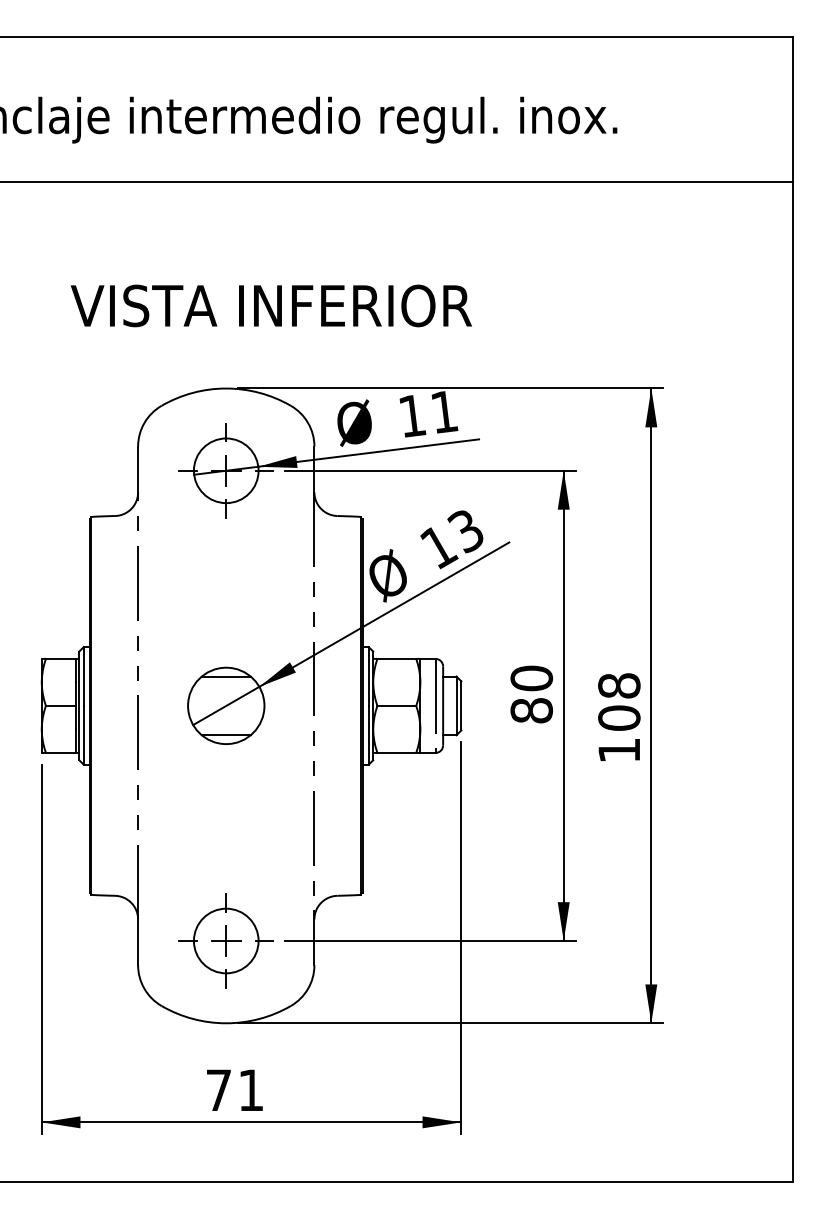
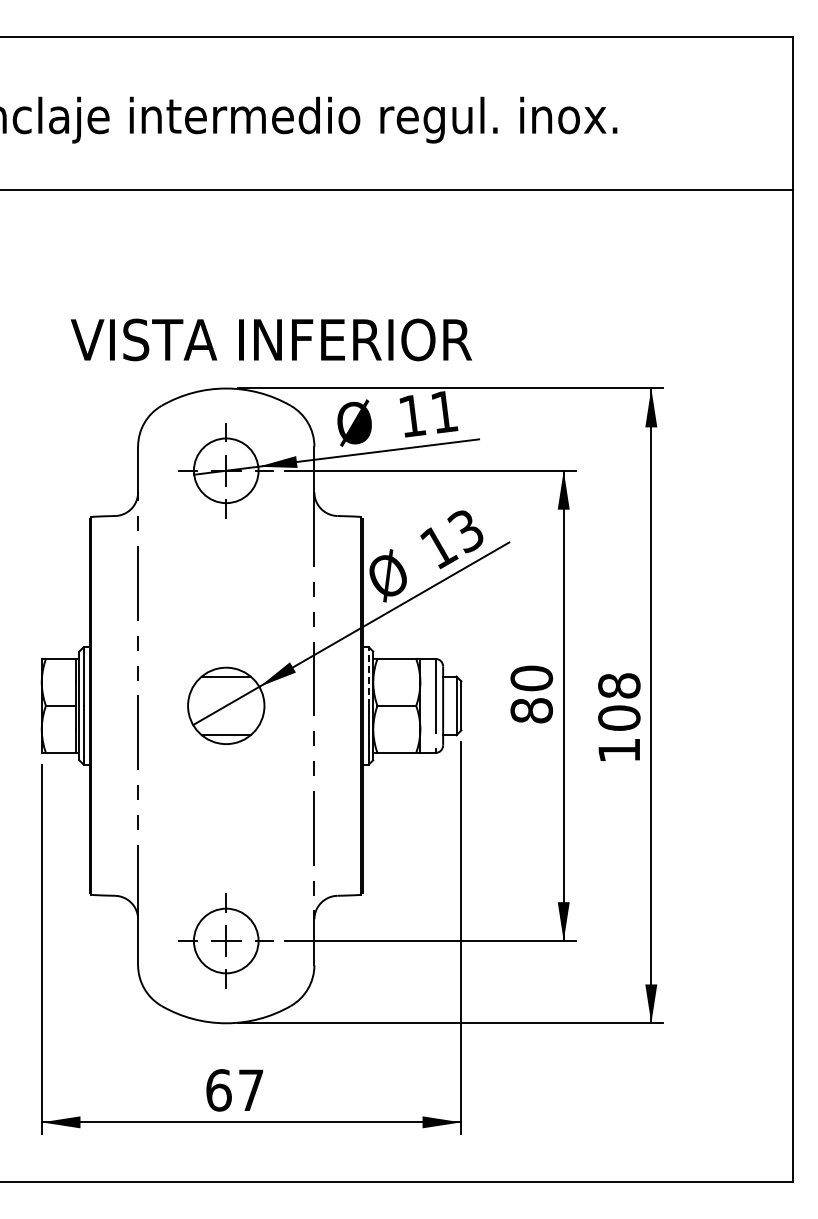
line position: (397, 182) -> (397, 190) (397, 190)
text position: (270, 305) -> (270, 339) (270, 339)
line: solid -> dashed (368, 676)
text: 71 -> 67 (234, 1090)
